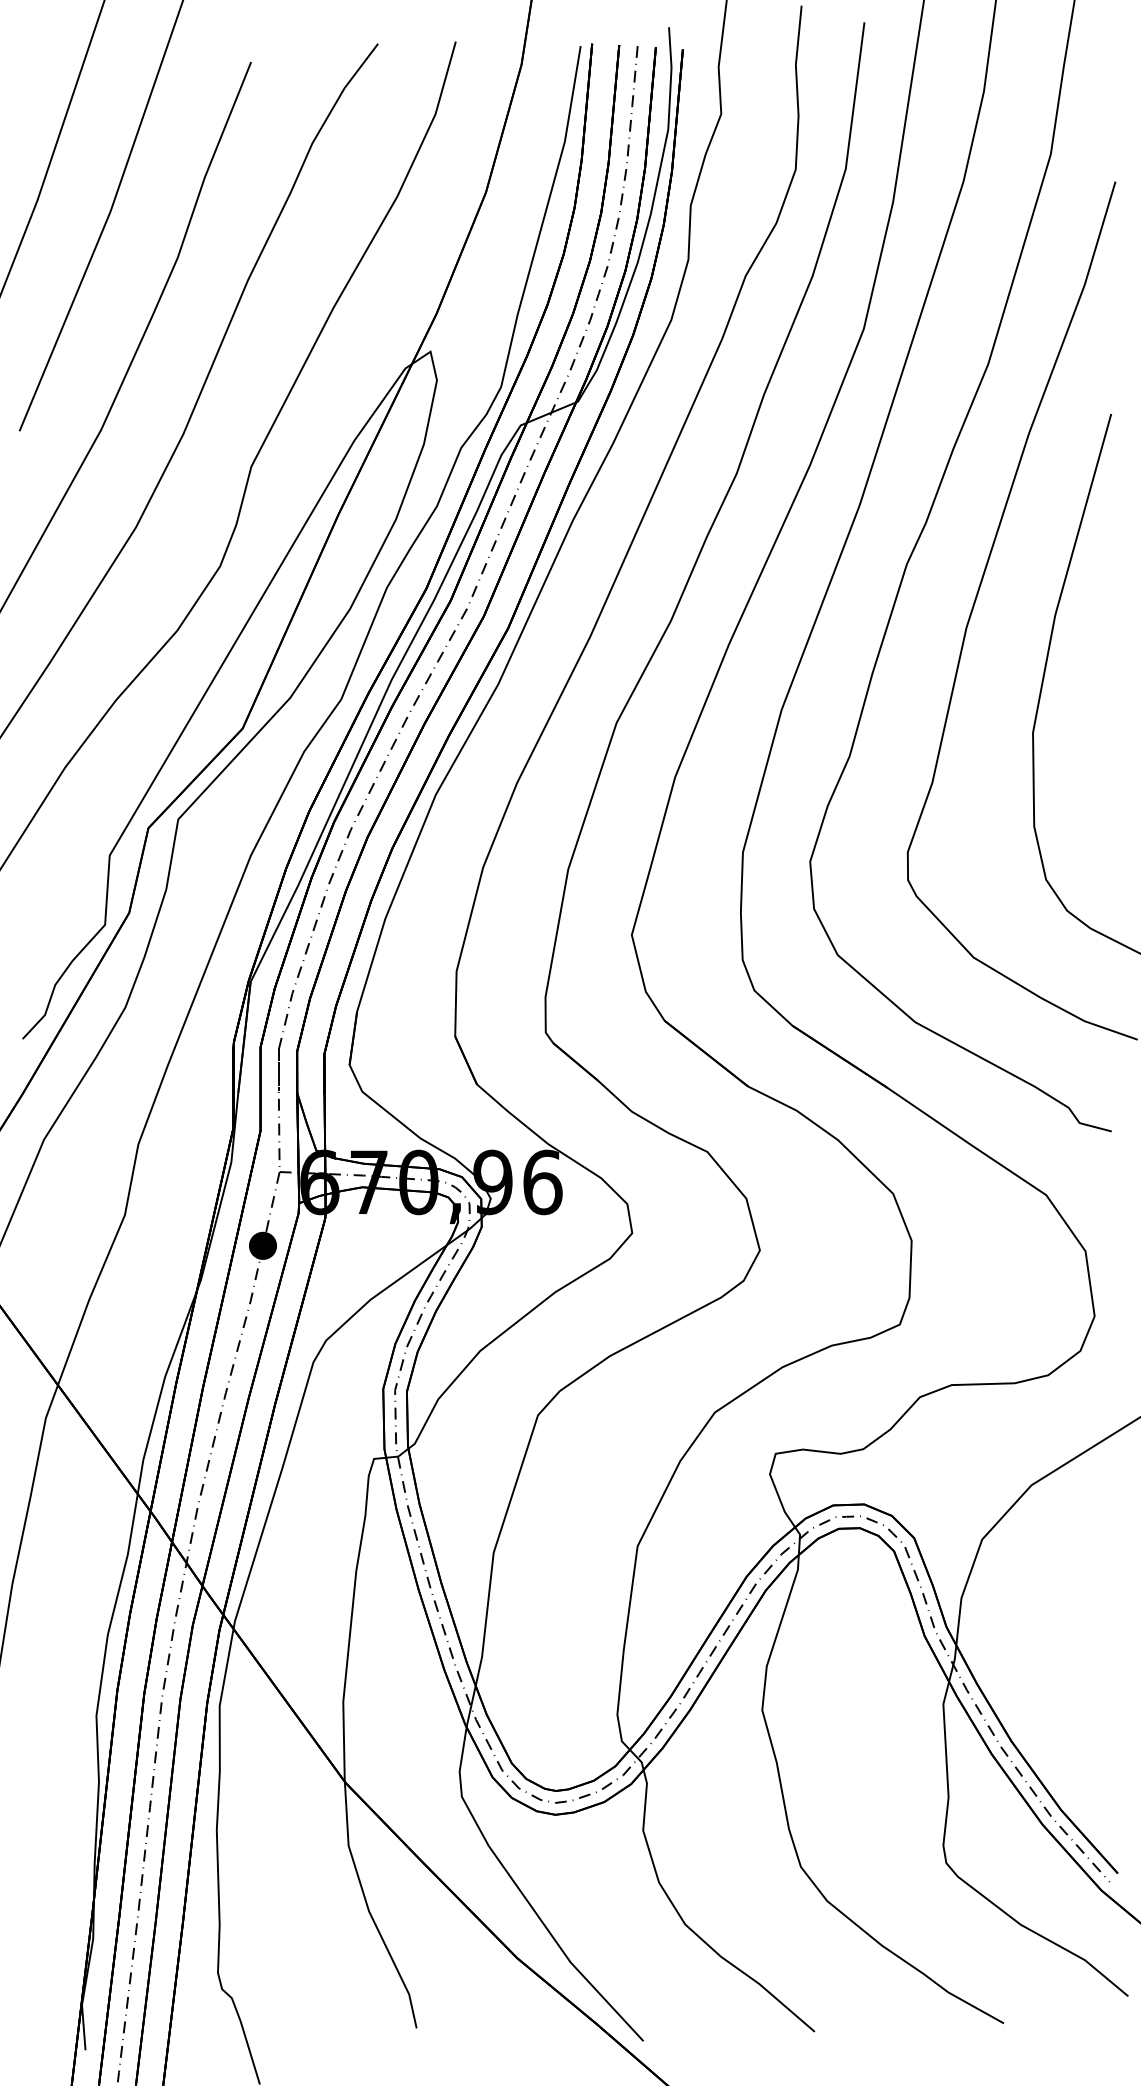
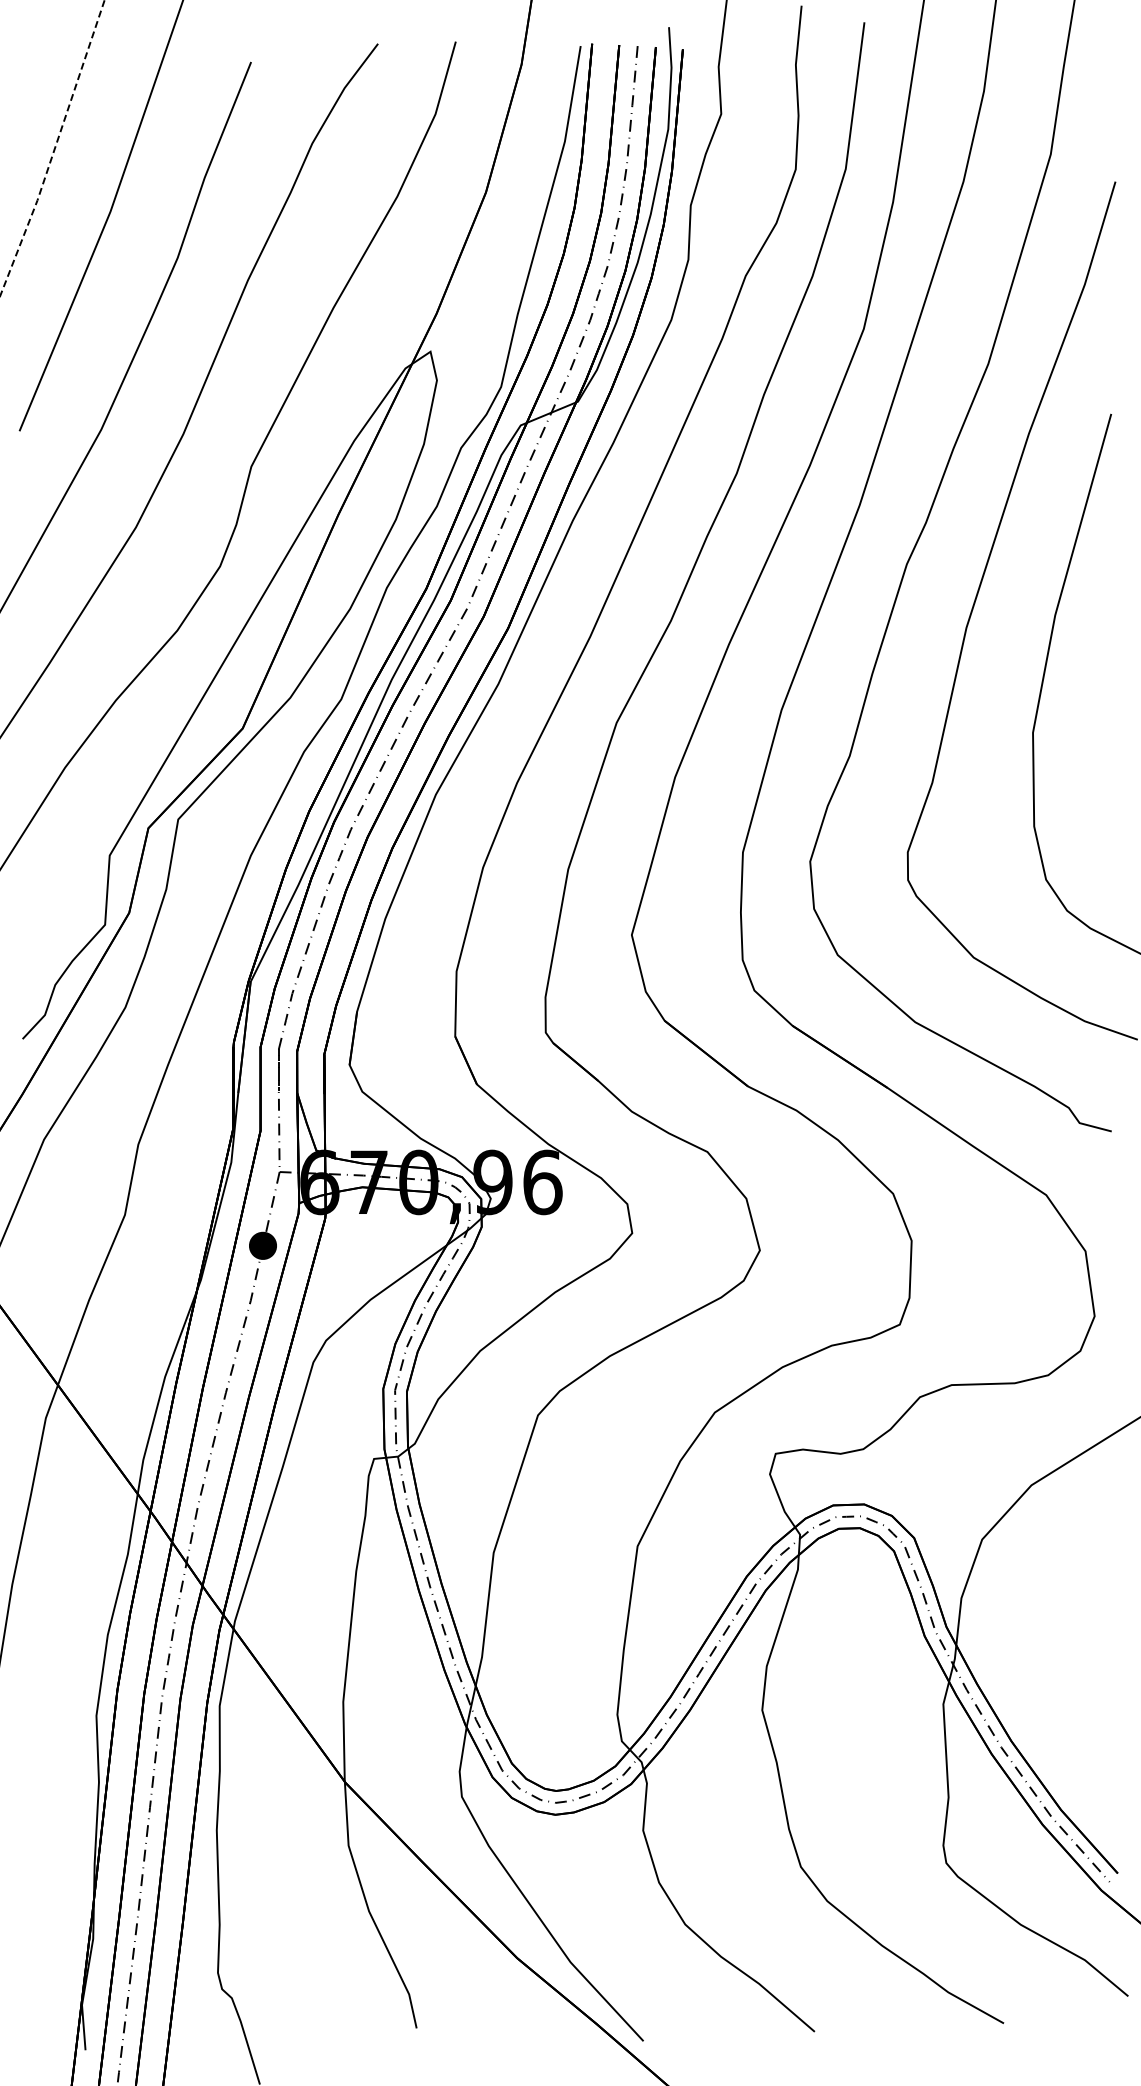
line: solid -> dashed (54, 149)
